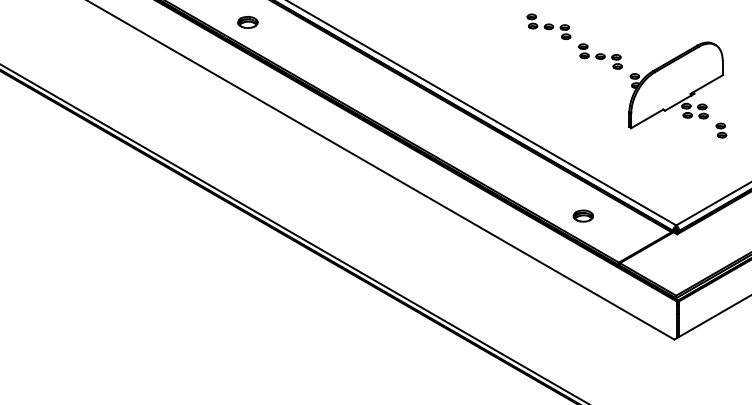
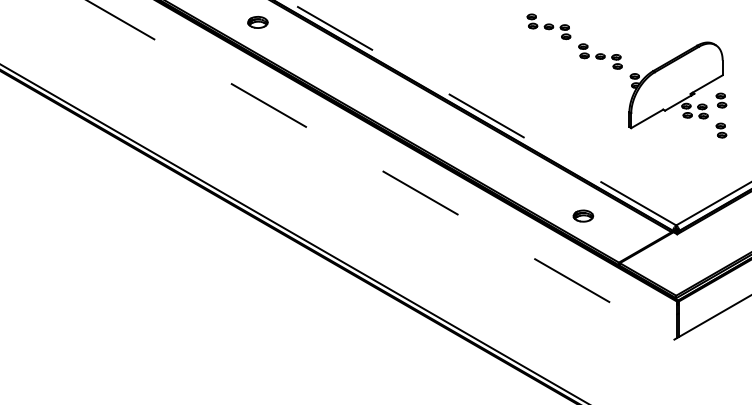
part position: (247, 21) -> (257, 21) (257, 21)
part: none -> present (721, 100)
line: solid -> dashed (480, 112)
line: solid -> dashed (380, 170)
